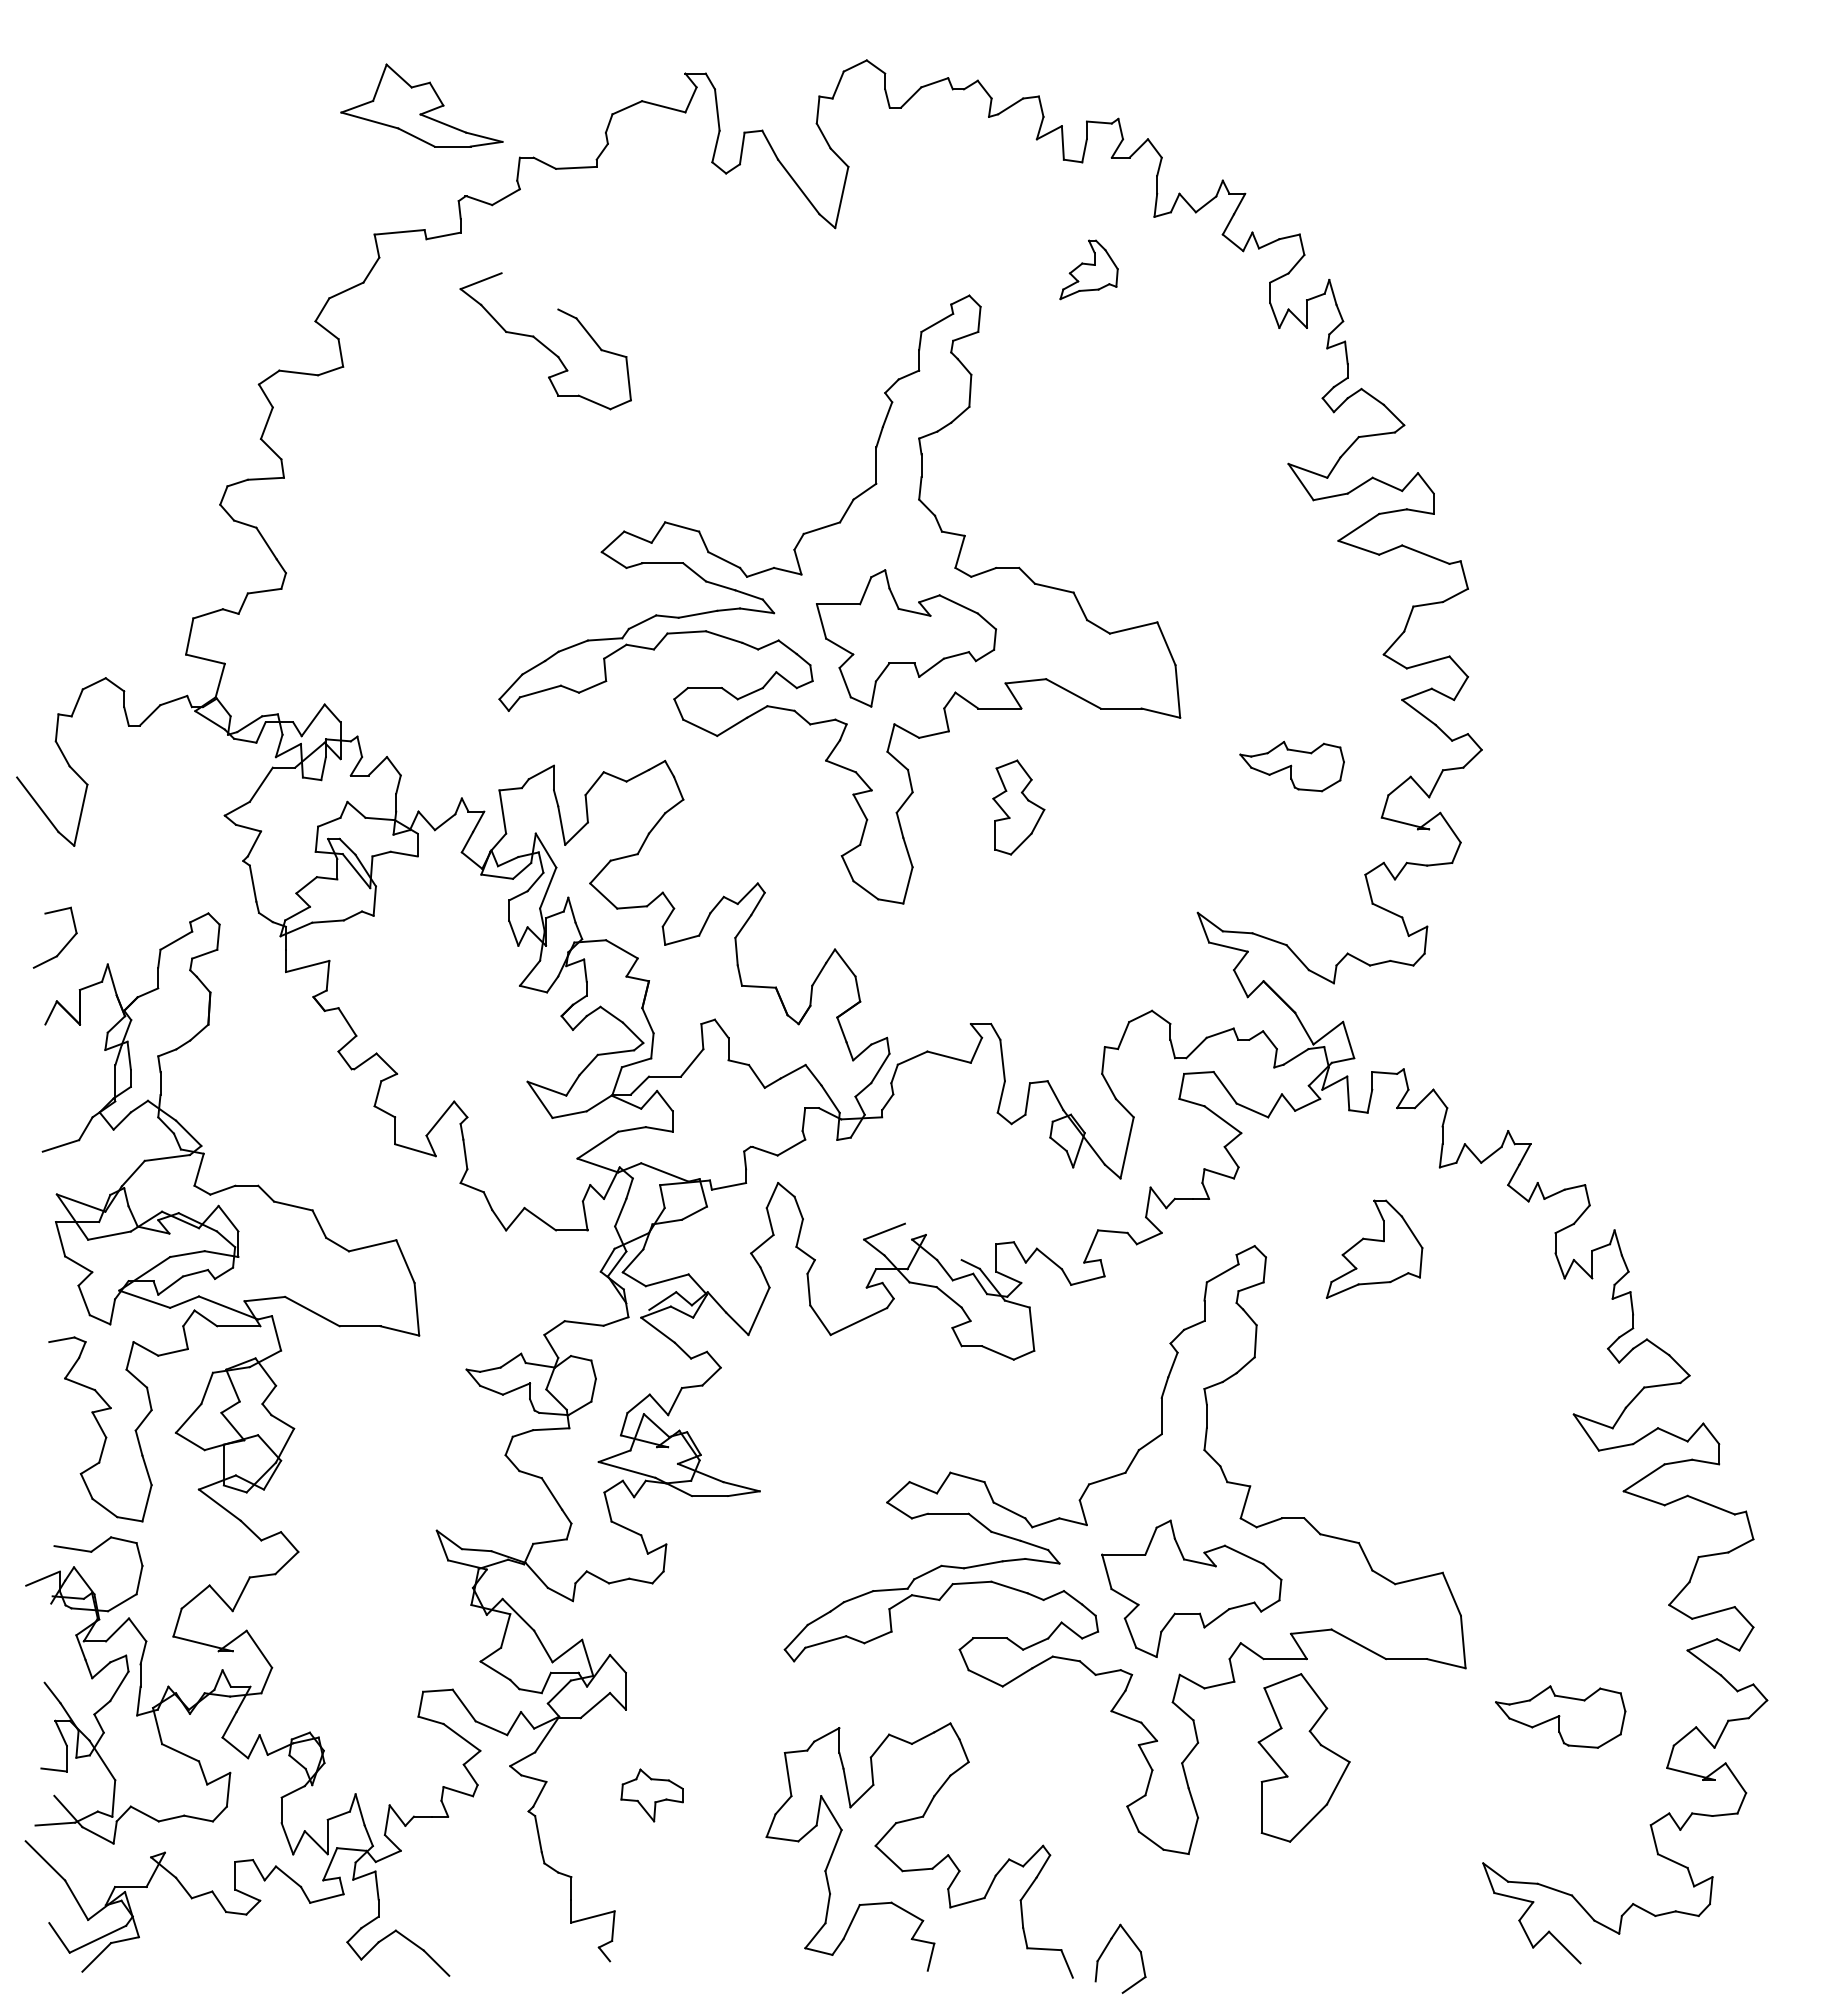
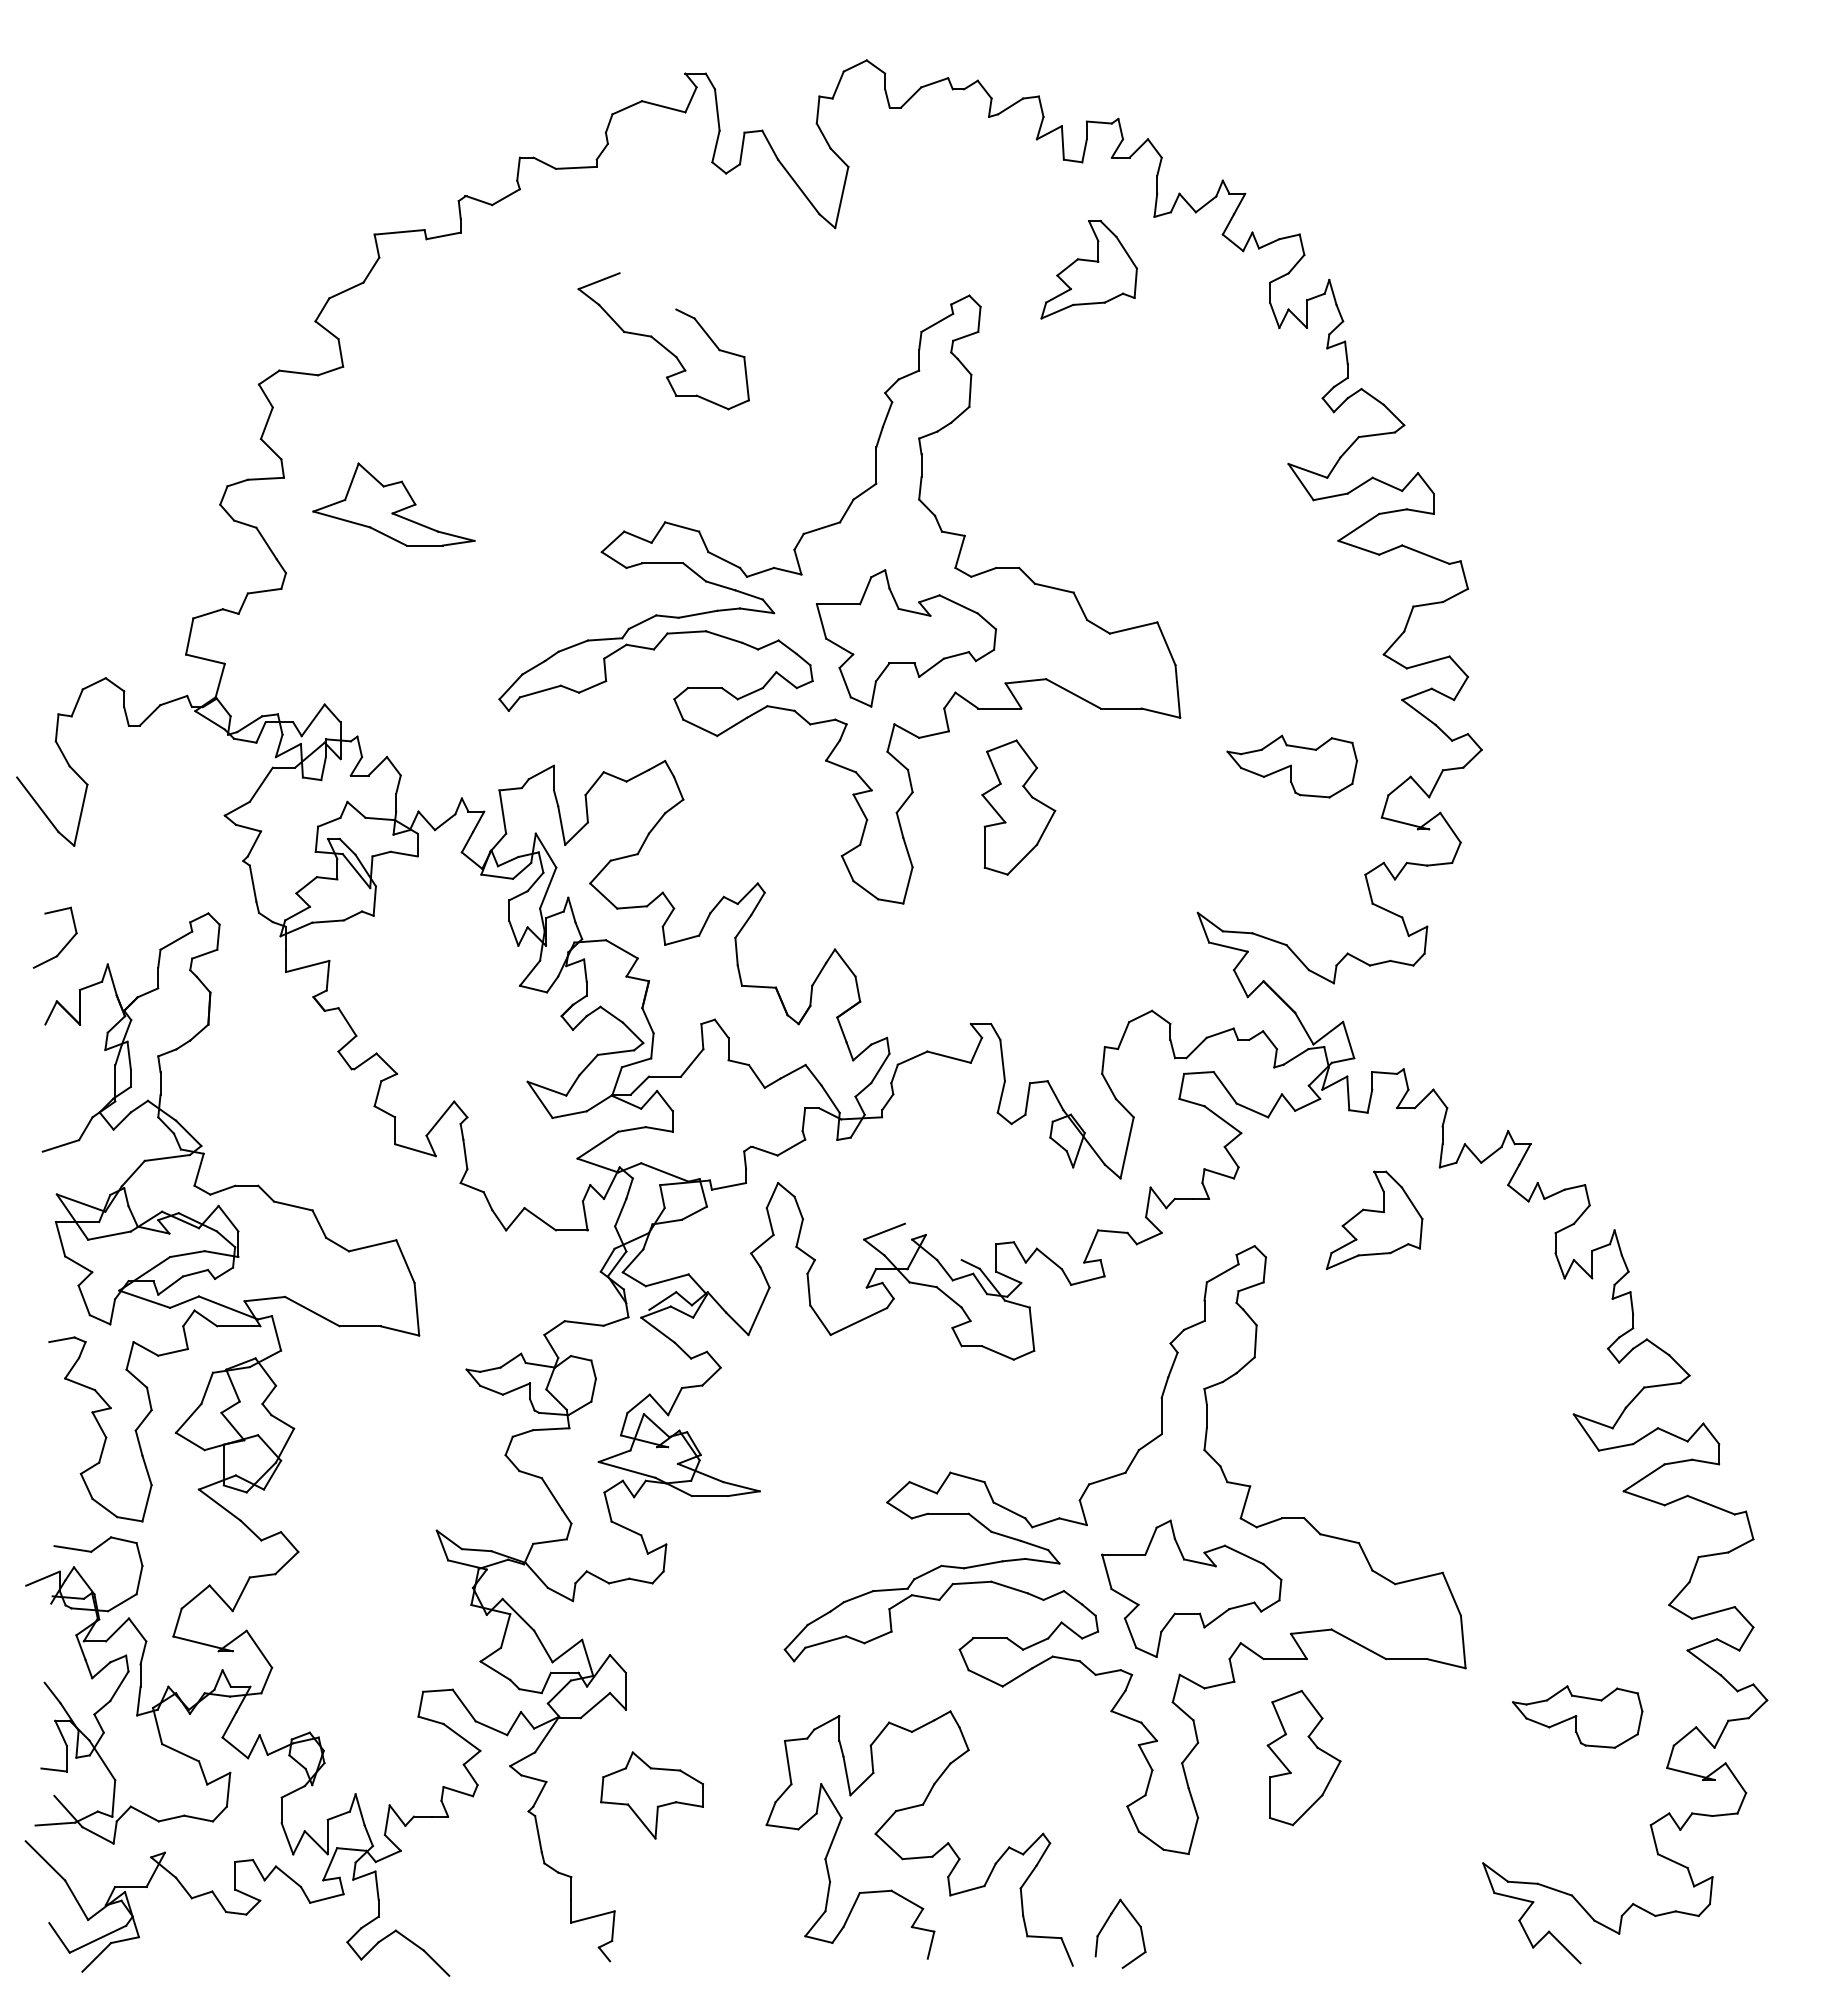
part position: (421, 105) -> (393, 504) (393, 504)
part size: 60x62 px -> 98x100 px (1088, 269)
part position: (545, 341) -> (663, 341) (663, 341)
part size: 106x53 px -> 132x65 px (1291, 766)
part size: 54x97 px -> 76x137 px (1018, 807)
part position: (1374, 1248) -> (1374, 1219) (1374, 1219)
part position: (1560, 1716) -> (1577, 1716) (1577, 1716)
part size: 94x170 px -> 76x137 px (1303, 1758)
part size: 64x55 px -> 104x89 px (651, 1795)
part position: (919, 1868) -> (919, 1856) (919, 1856)
part position: (1105, 1950) -> (1105, 1925) (1105, 1925)
